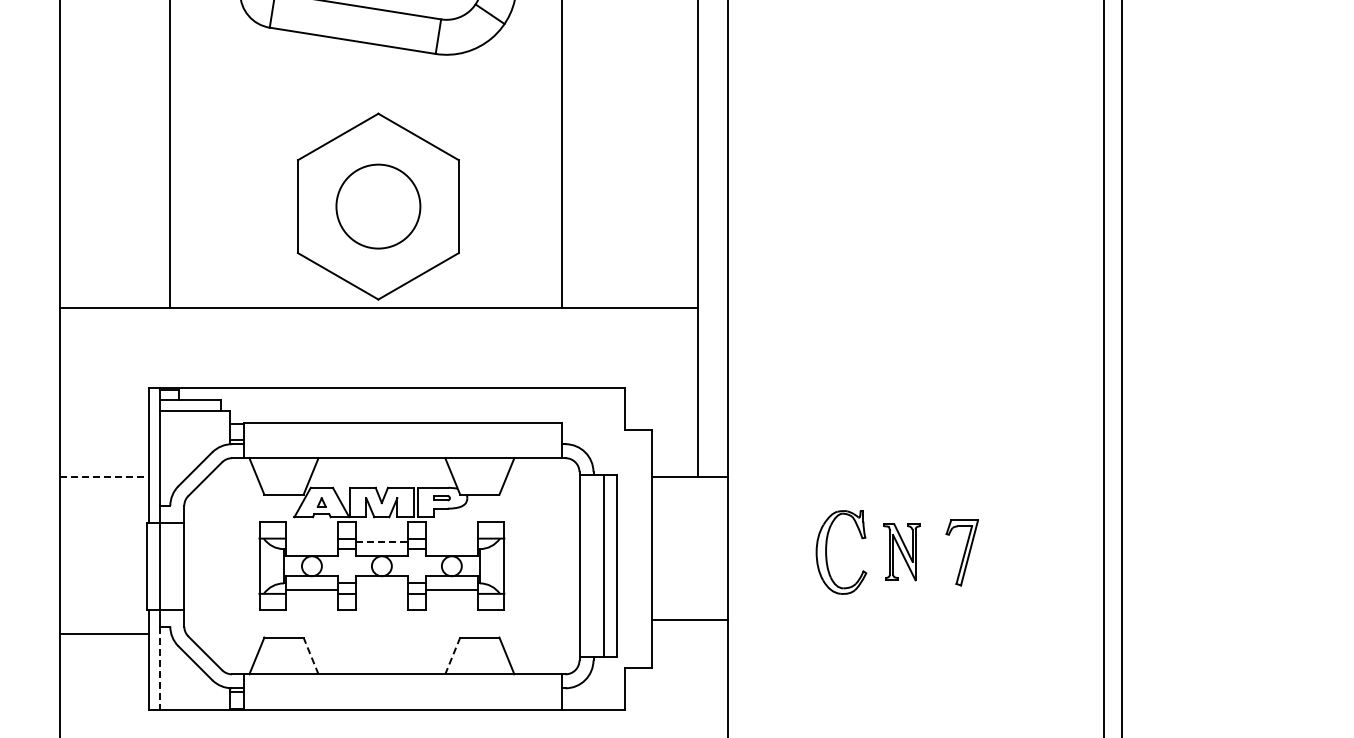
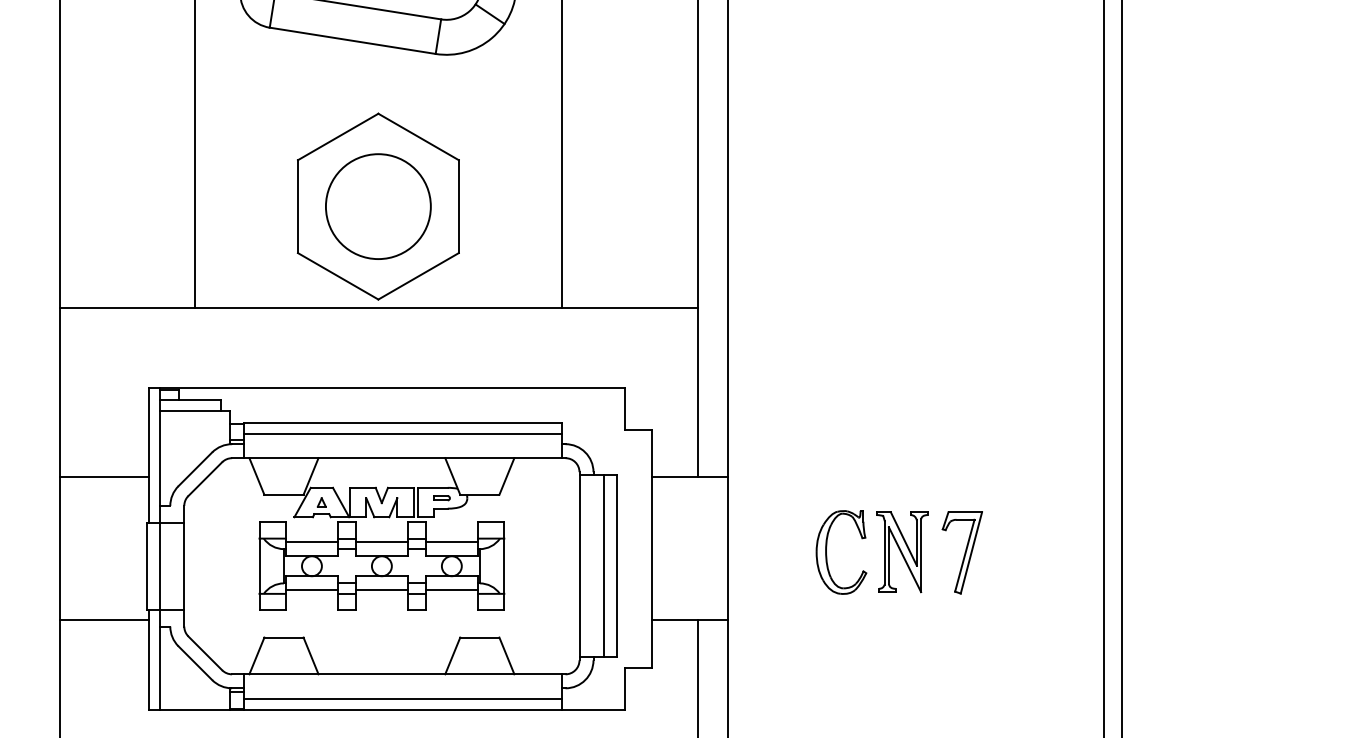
line position: (169, 155) -> (194, 155) (194, 155)
circle size: 87x87 px -> 107x107 px (378, 206)
line: none -> present (402, 433)
line: dashed -> solid (104, 477)
line: none -> present (311, 542)
line: dashed -> solid (382, 542)
line: none -> present (451, 542)
part size: 38x59 px -> 53x83 px (902, 552)
part size: 34x68 px -> 42x84 px (961, 552)
line: none -> present (381, 590)
line position: (104, 634) -> (104, 620) (104, 620)
line: dashed -> solid (311, 655)
line: dashed -> solid (452, 655)
line: dashed -> solid (159, 668)
line: none -> present (698, 677)
line: none -> present (402, 698)
